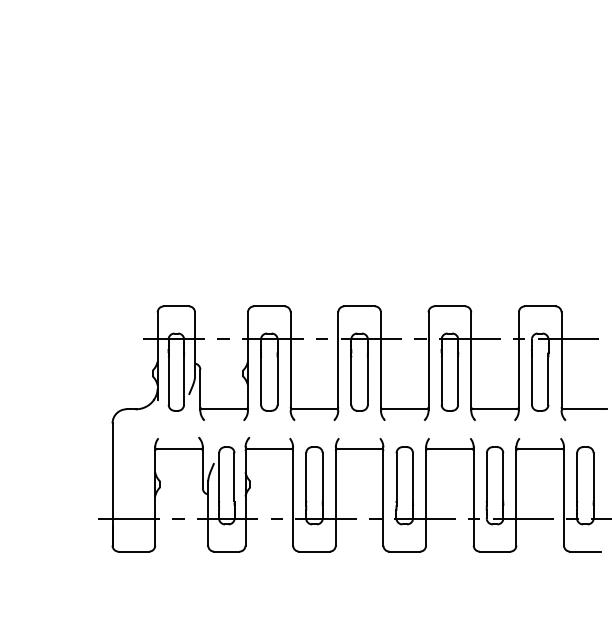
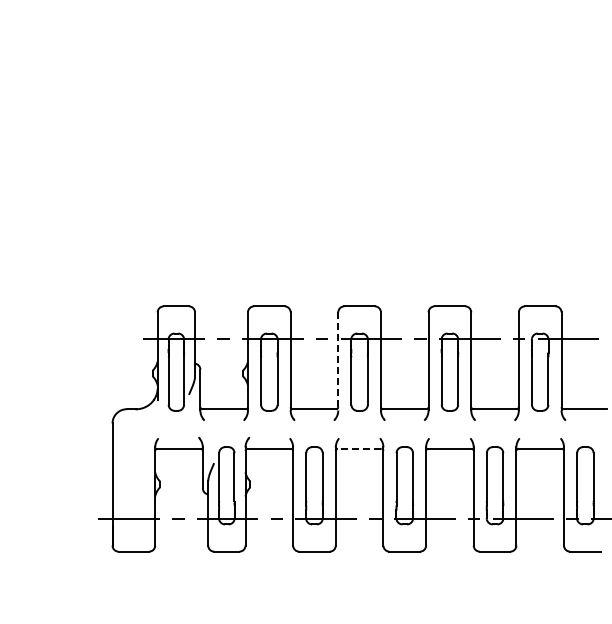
line: solid -> dashed (338, 361)
line: solid -> dashed (359, 448)
